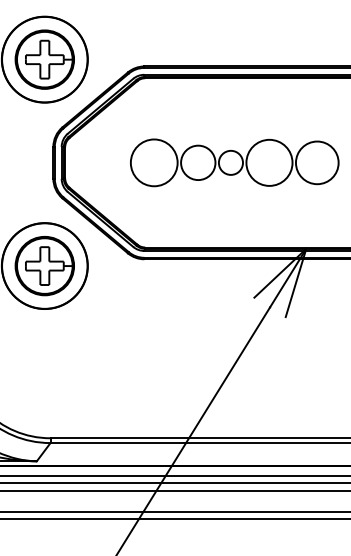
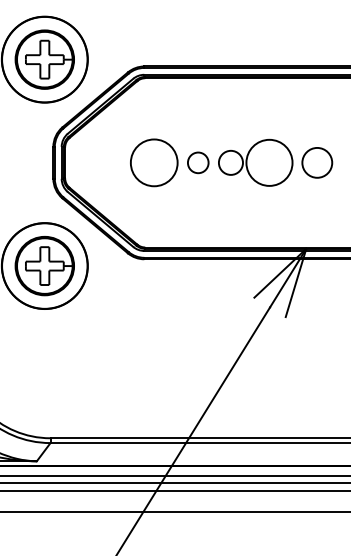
circle diameter: 34 px -> 21 px (197, 162)
circle diameter: 43 px -> 30 px (317, 162)
line: present -> none (174, 518)
